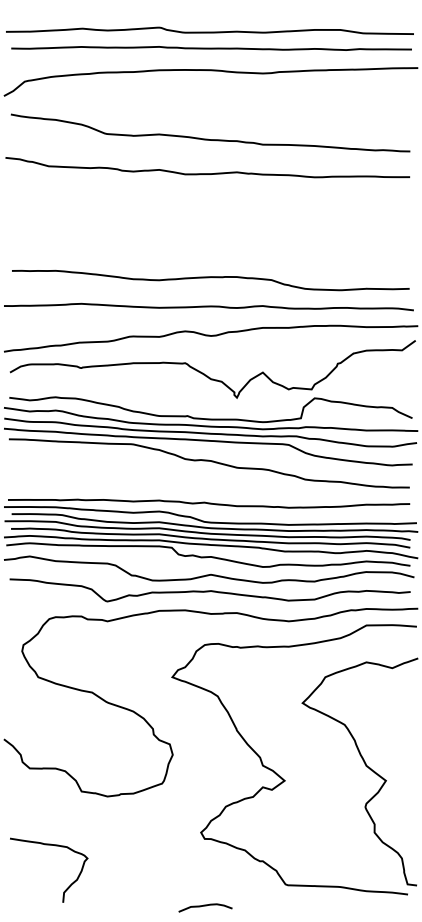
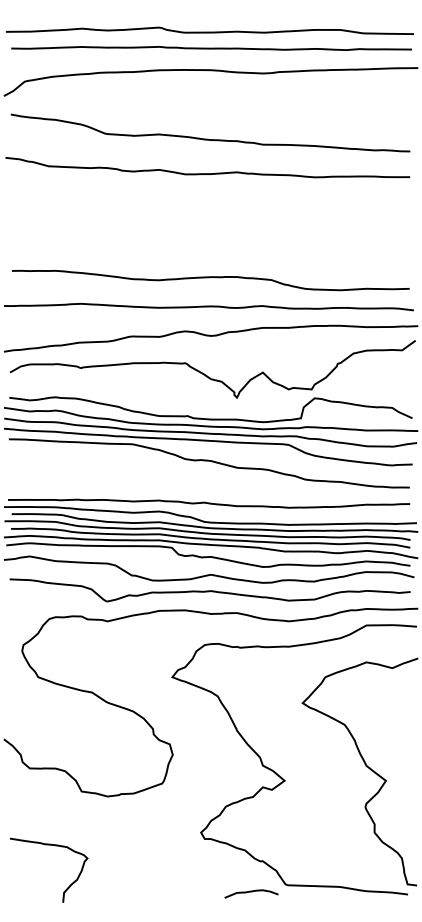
curve position: (205, 906) -> (251, 892) (251, 892)
